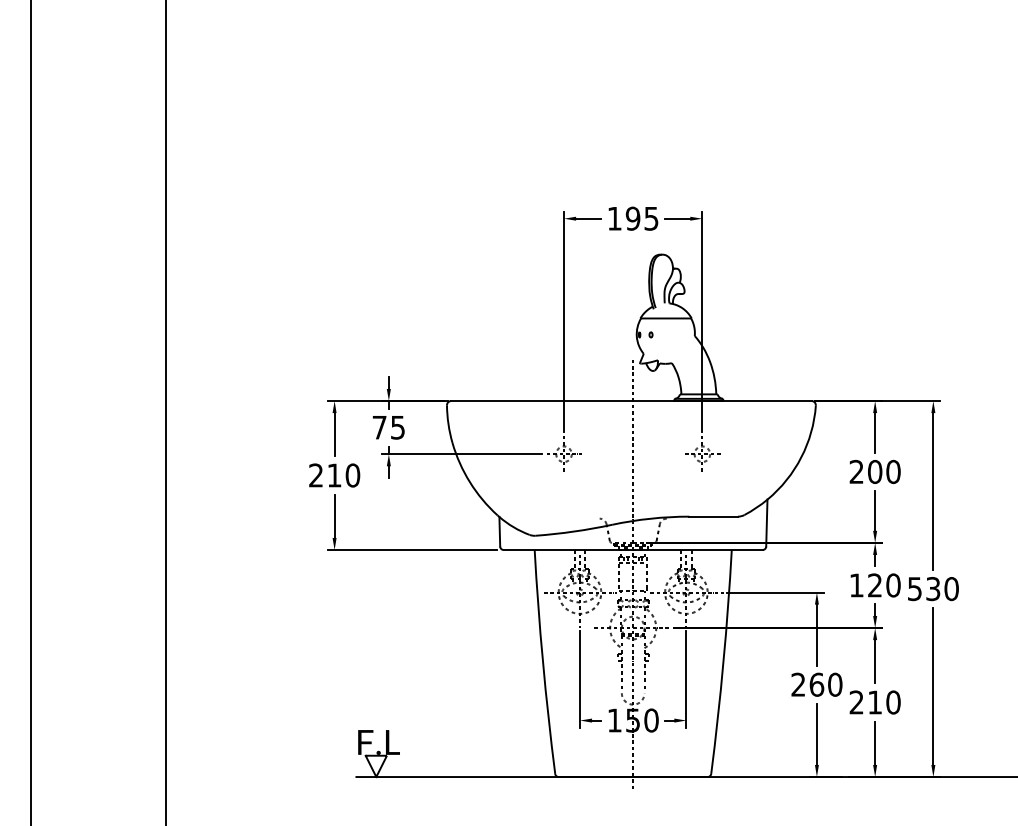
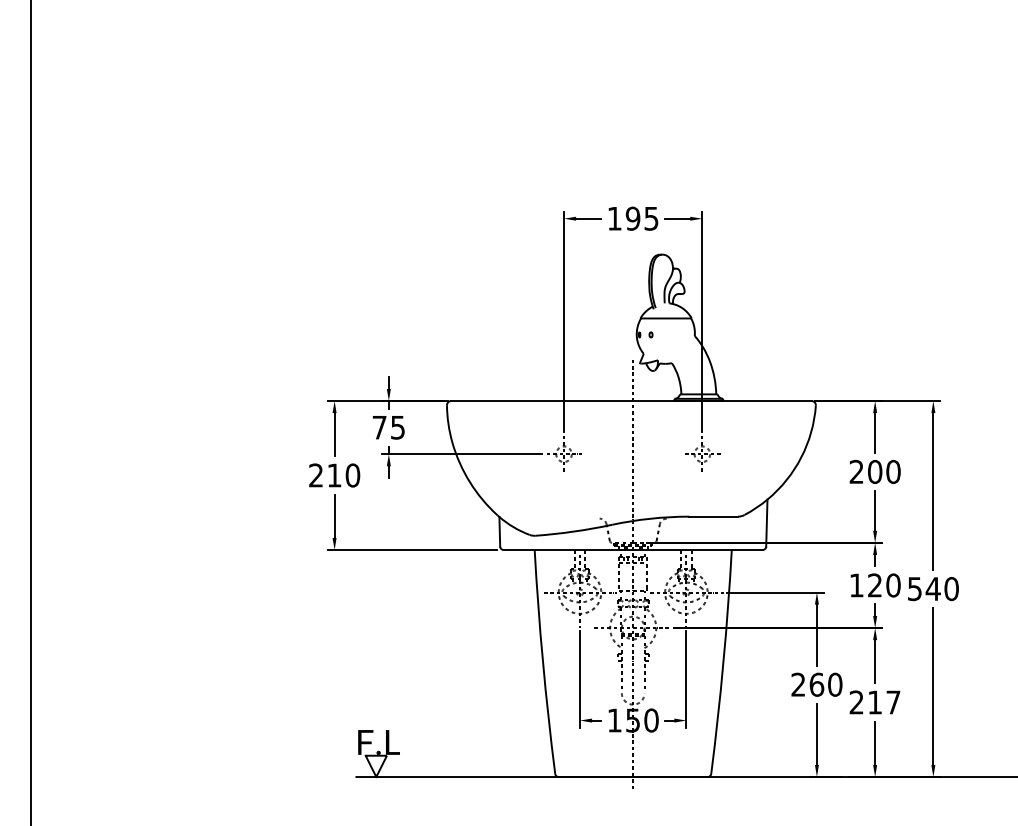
line: present -> none (166, 412)
text: 530 -> 540 (932, 589)
text: 210 -> 217 (893, 702)
